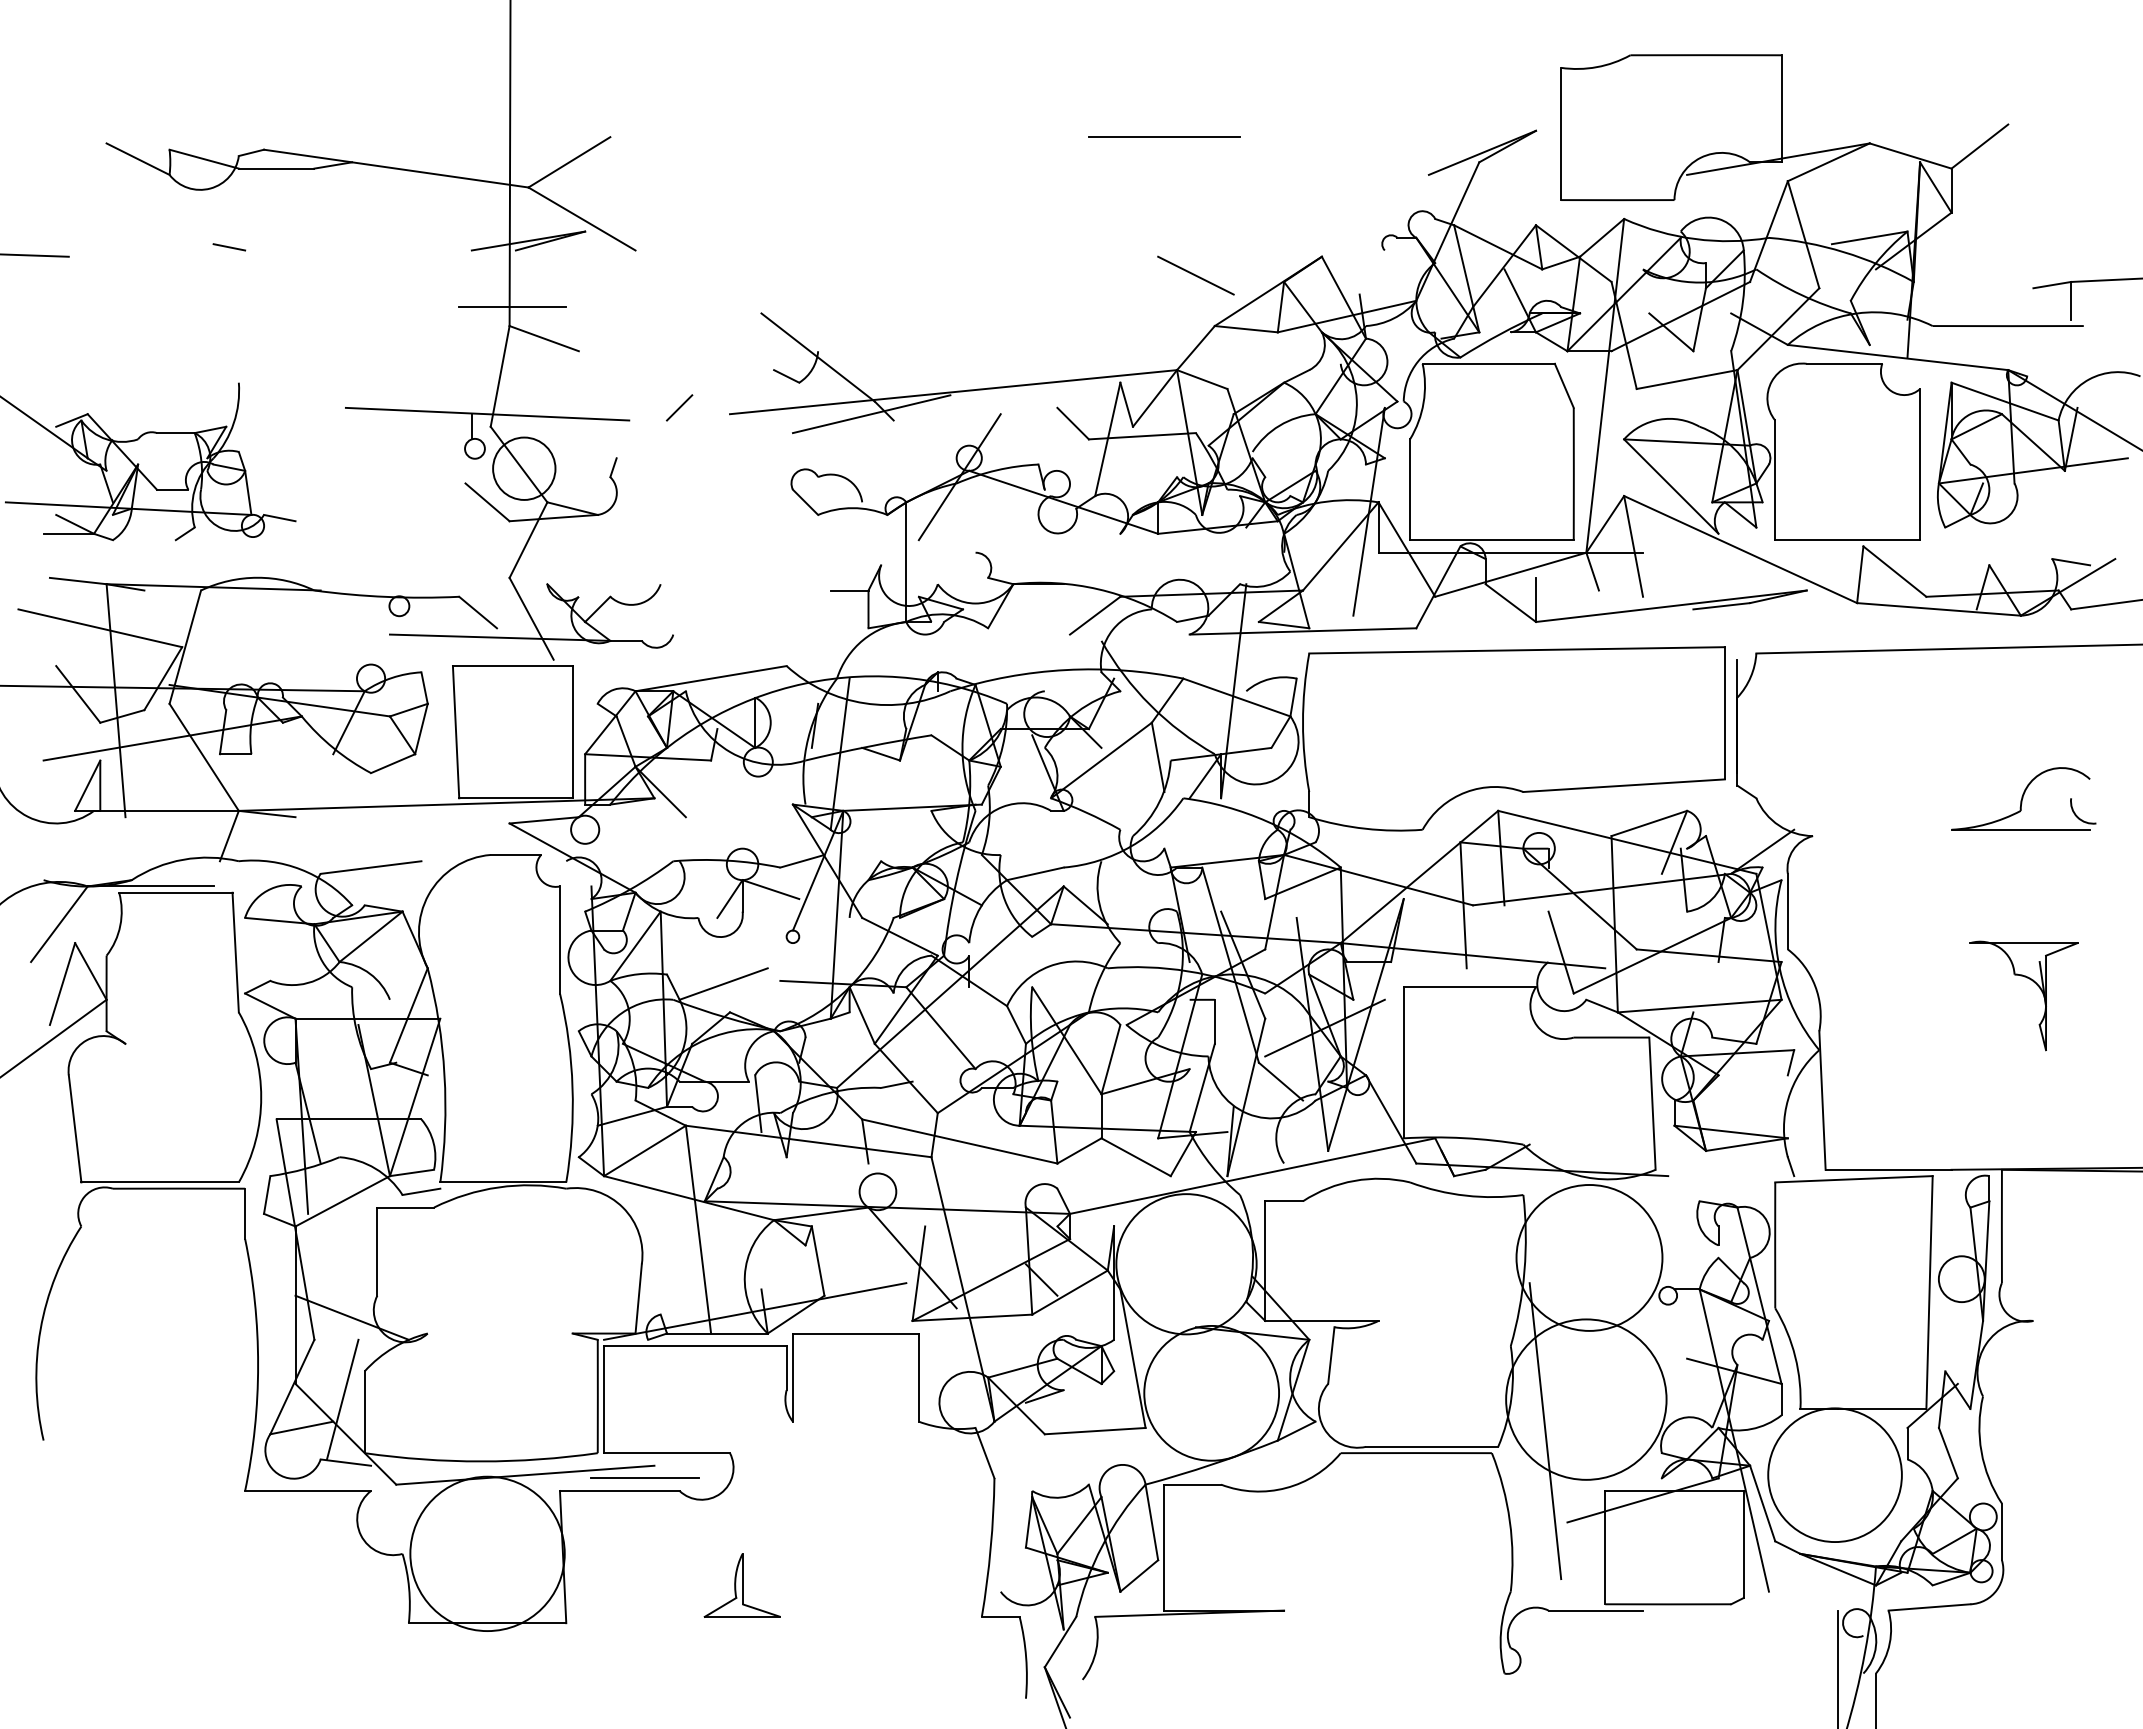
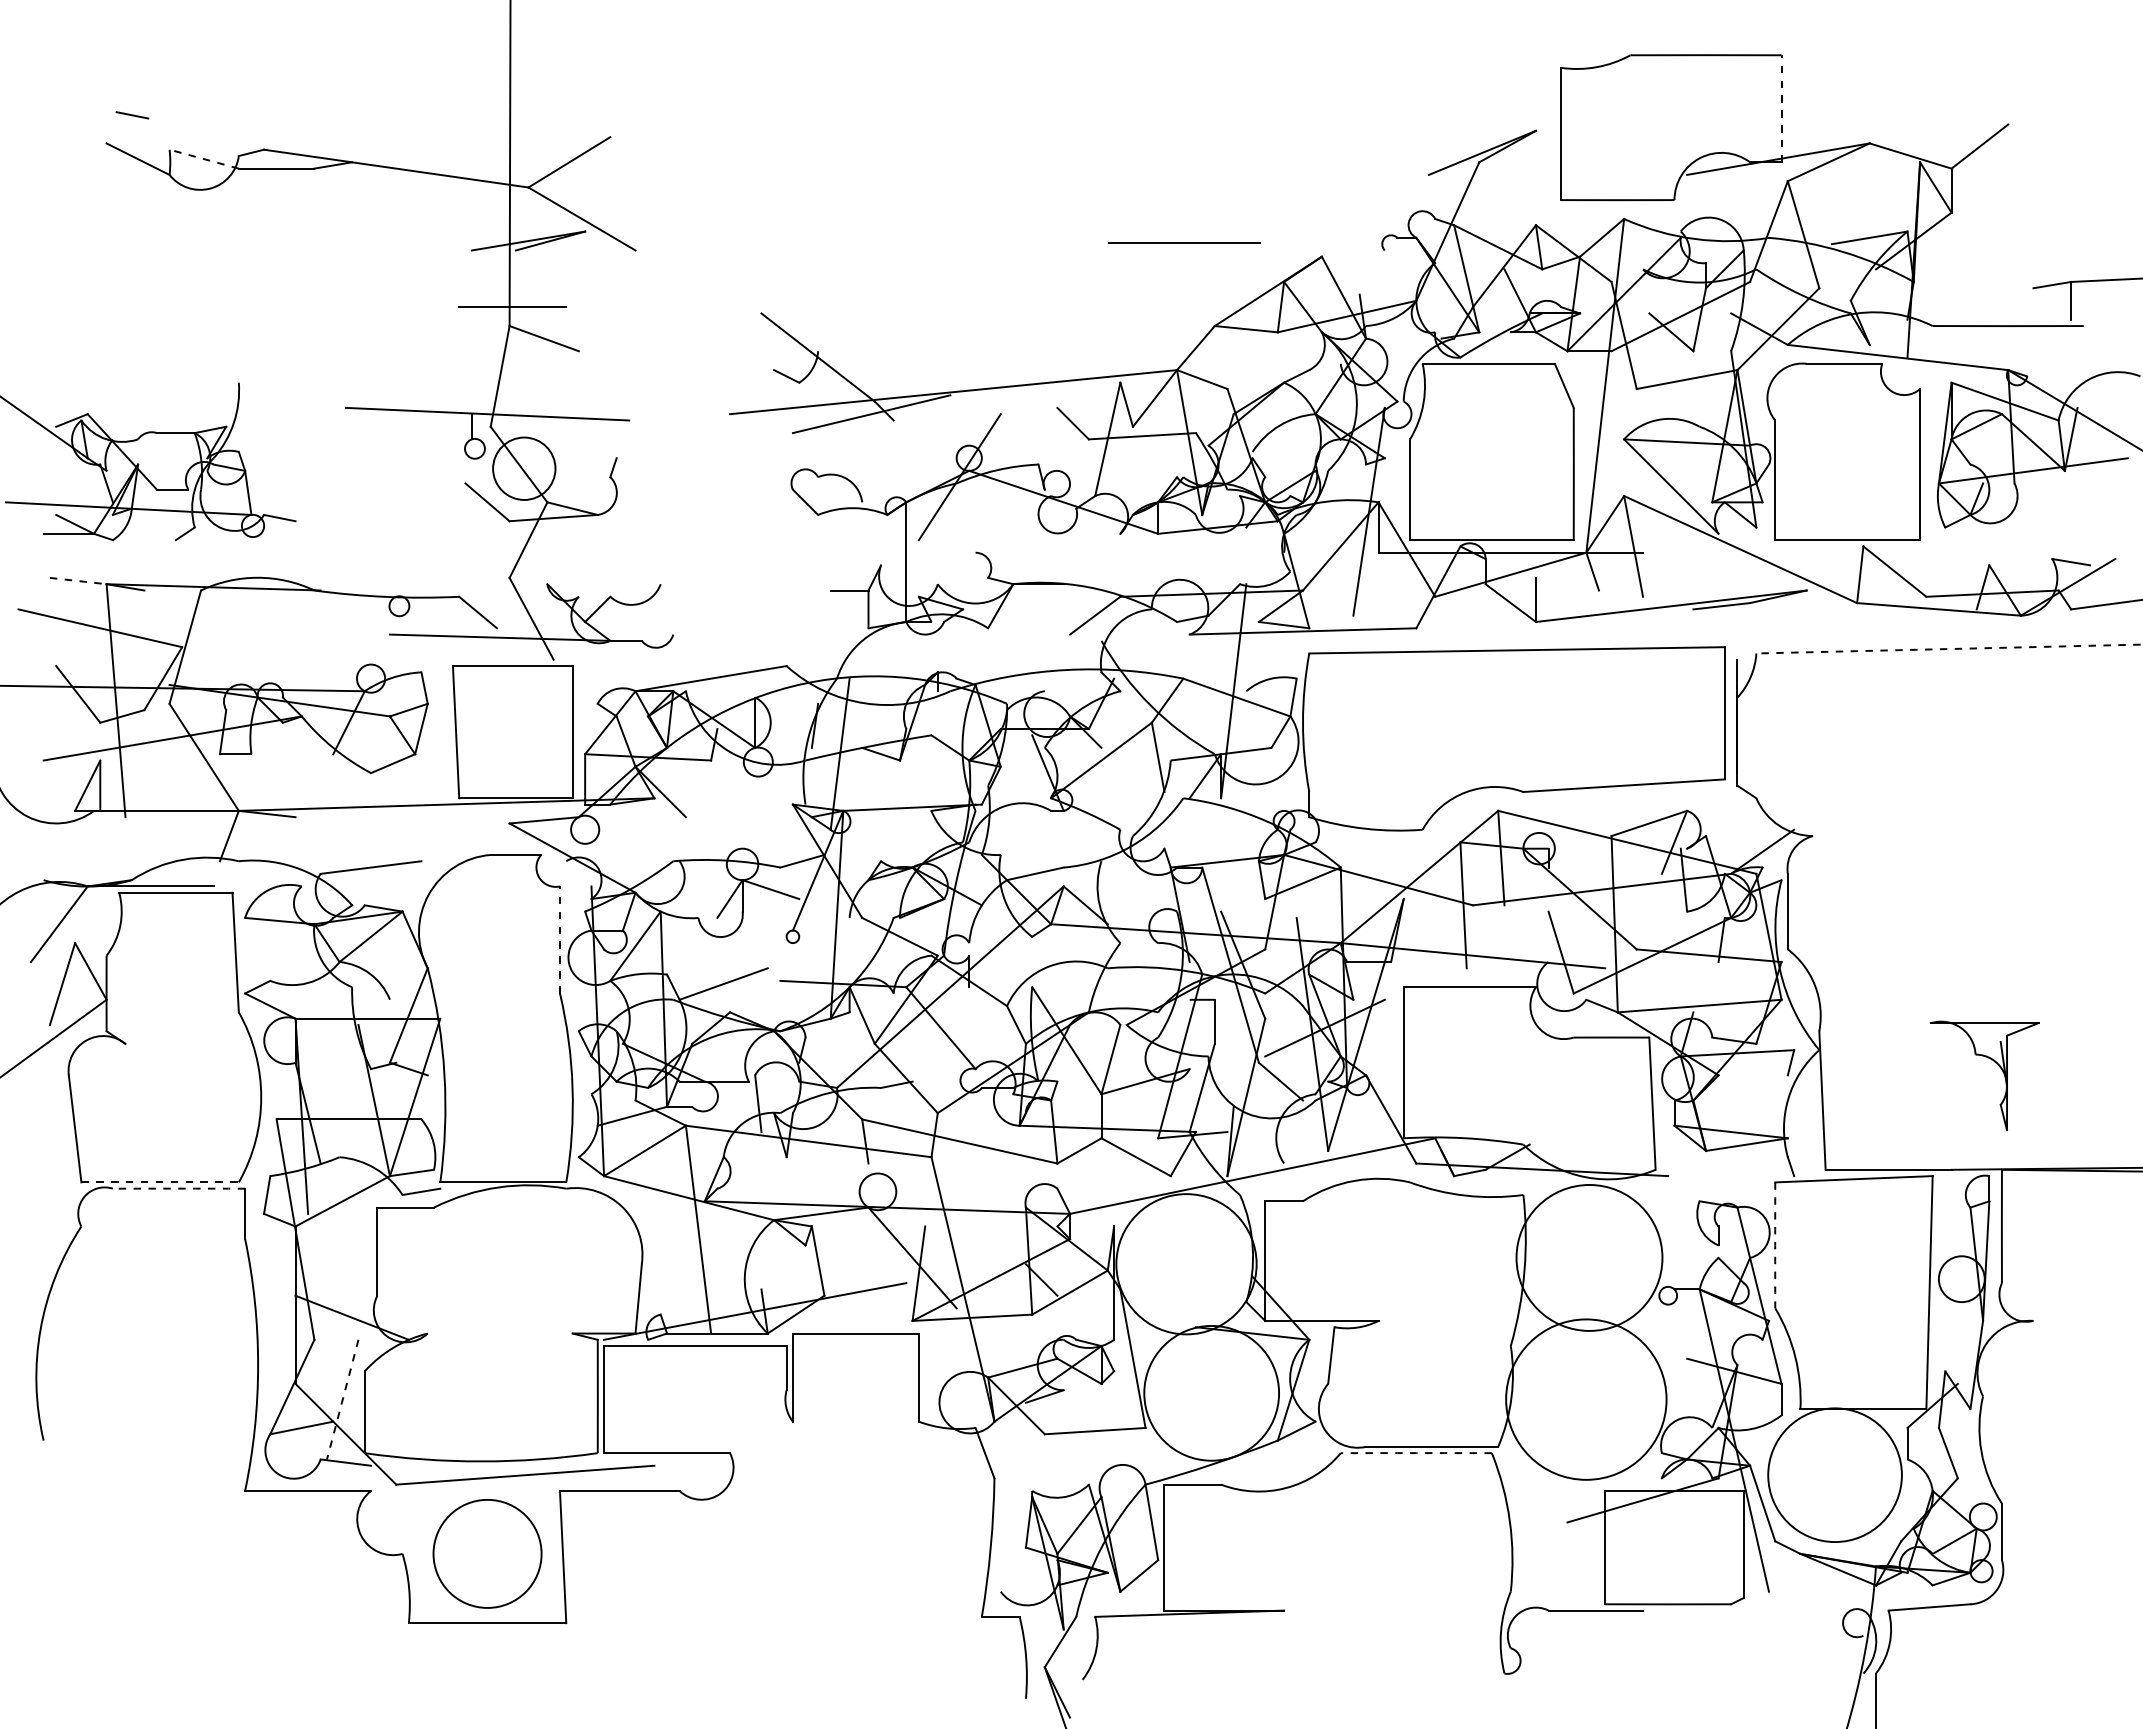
line: solid -> dashed (1781, 108)
line position: (1164, 136) -> (1184, 242) (1184, 242)
line: solid -> dashed (204, 159)
line position: (229, 247) -> (132, 115) (132, 115)
line: present -> none (35, 255)
line: present -> none (1195, 275)
line: present -> none (679, 407)
line: solid -> dashed (78, 581)
line: solid -> dashed (1949, 649)
part: present -> none (2023, 798)
line: solid -> dashed (559, 939)
part position: (2034, 983) -> (1995, 1063) (1995, 1063)
line: solid -> dashed (160, 1182)
arc: solid -> dashed (179, 1188)
arc: solid -> dashed (1775, 1245)
line: solid -> dashed (342, 1399)
line: present -> none (1545, 1431)
arc: solid -> dashed (1416, 1453)
line: present -> none (644, 1478)
circle diameter: 154 px -> 108 px (487, 1553)
part: present -> none (741, 1585)
line: present -> none (1838, 1667)
